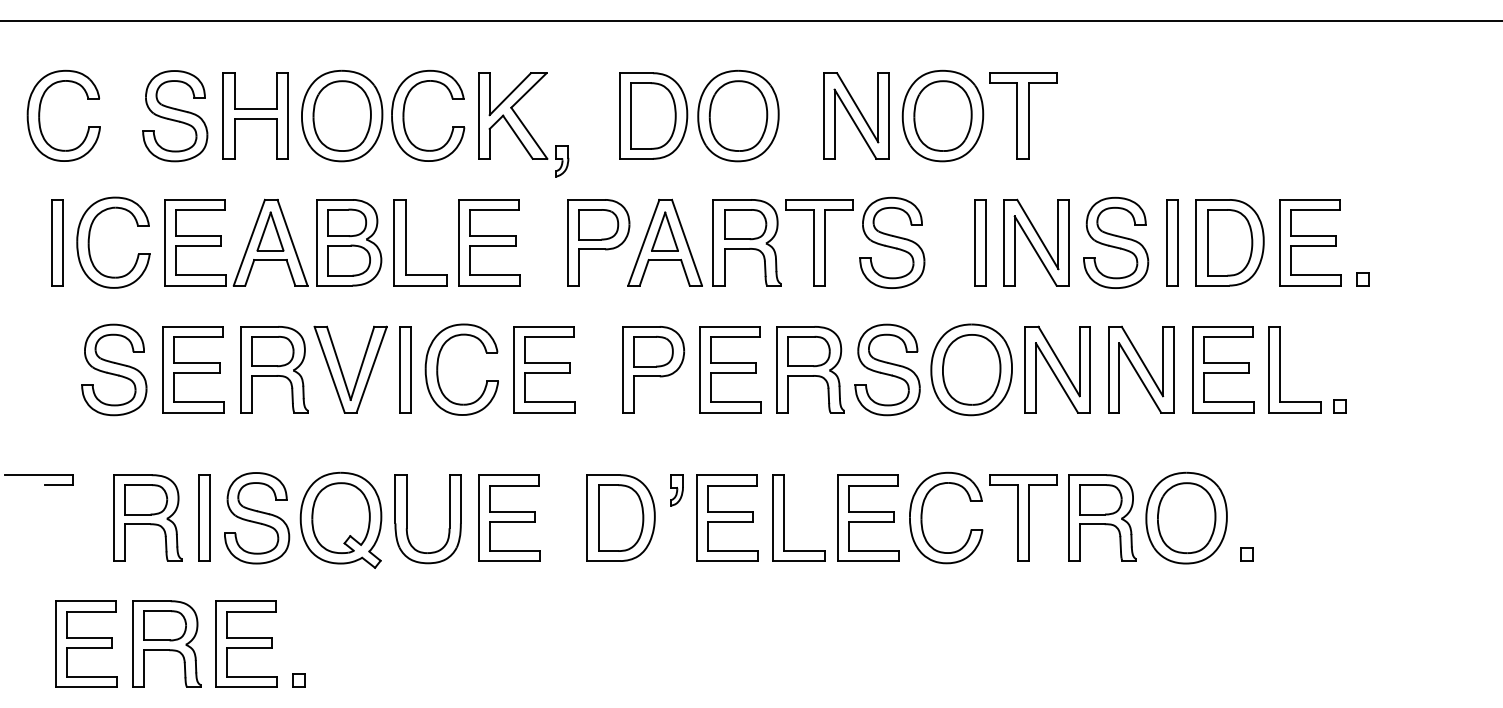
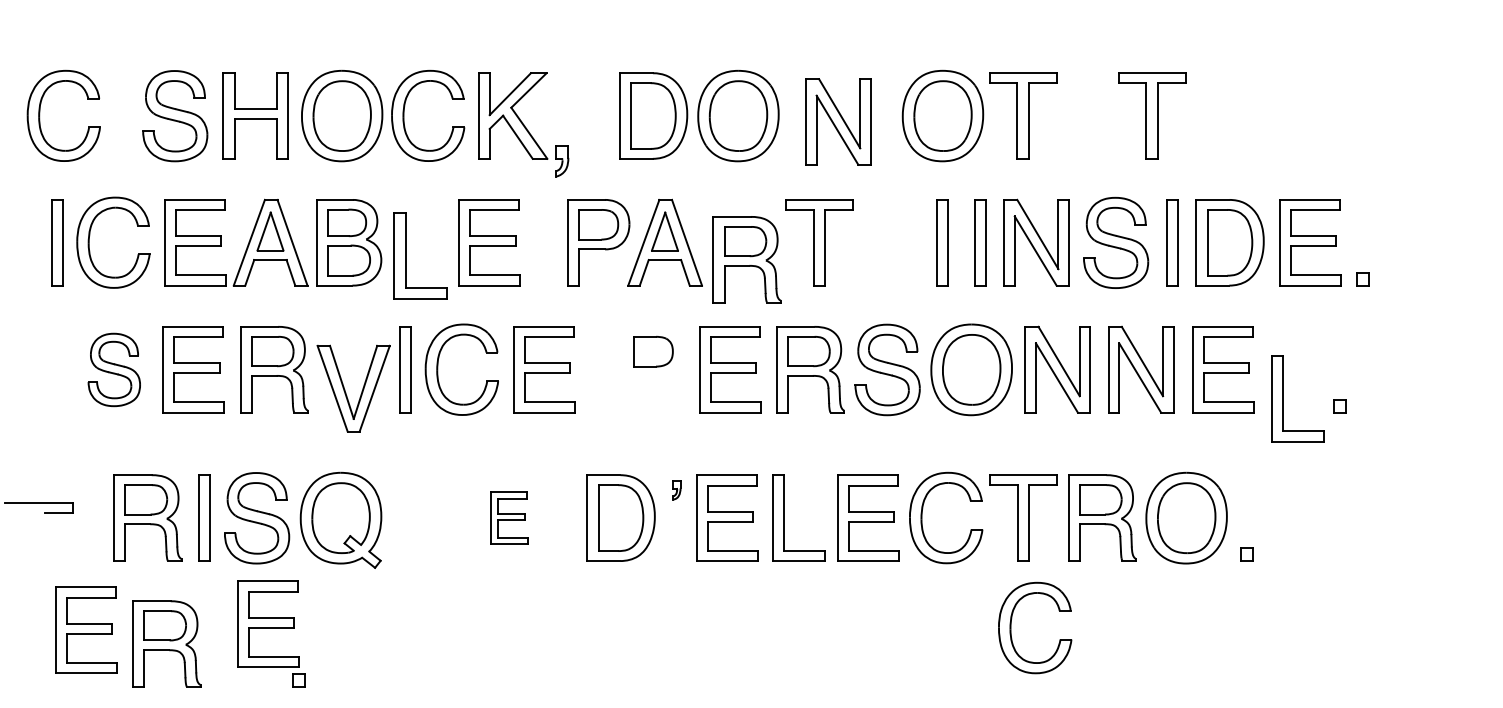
line: present -> none (750, 21)
part position: (856, 115) -> (838, 121) (838, 121)
part: none -> present (1152, 115)
part position: (406, 242) -> (406, 255) (406, 255)
part position: (746, 242) -> (746, 259) (746, 259)
part: present -> none (892, 242)
part: none -> present (942, 242)
part size: 67x94 px -> 54x76 px (113, 369)
part: present -> none (653, 369)
part position: (1280, 369) -> (1283, 398) (1283, 398)
part position: (342, 370) -> (345, 389) (345, 389)
part position: (38, 479) -> (38, 507) (38, 507)
part size: 14x33 px -> 10x21 px (676, 490)
part size: 63x88 px -> 39x54 px (509, 517)
part: present -> none (407, 519)
part: none -> present (1011, 627)
part position: (86, 643) -> (86, 629) (86, 629)
part position: (246, 643) -> (268, 623) (268, 623)
